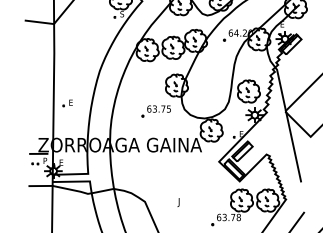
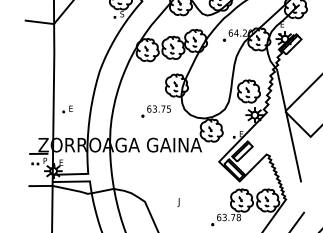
part position: (67, 103) -> (67, 109) (67, 109)
